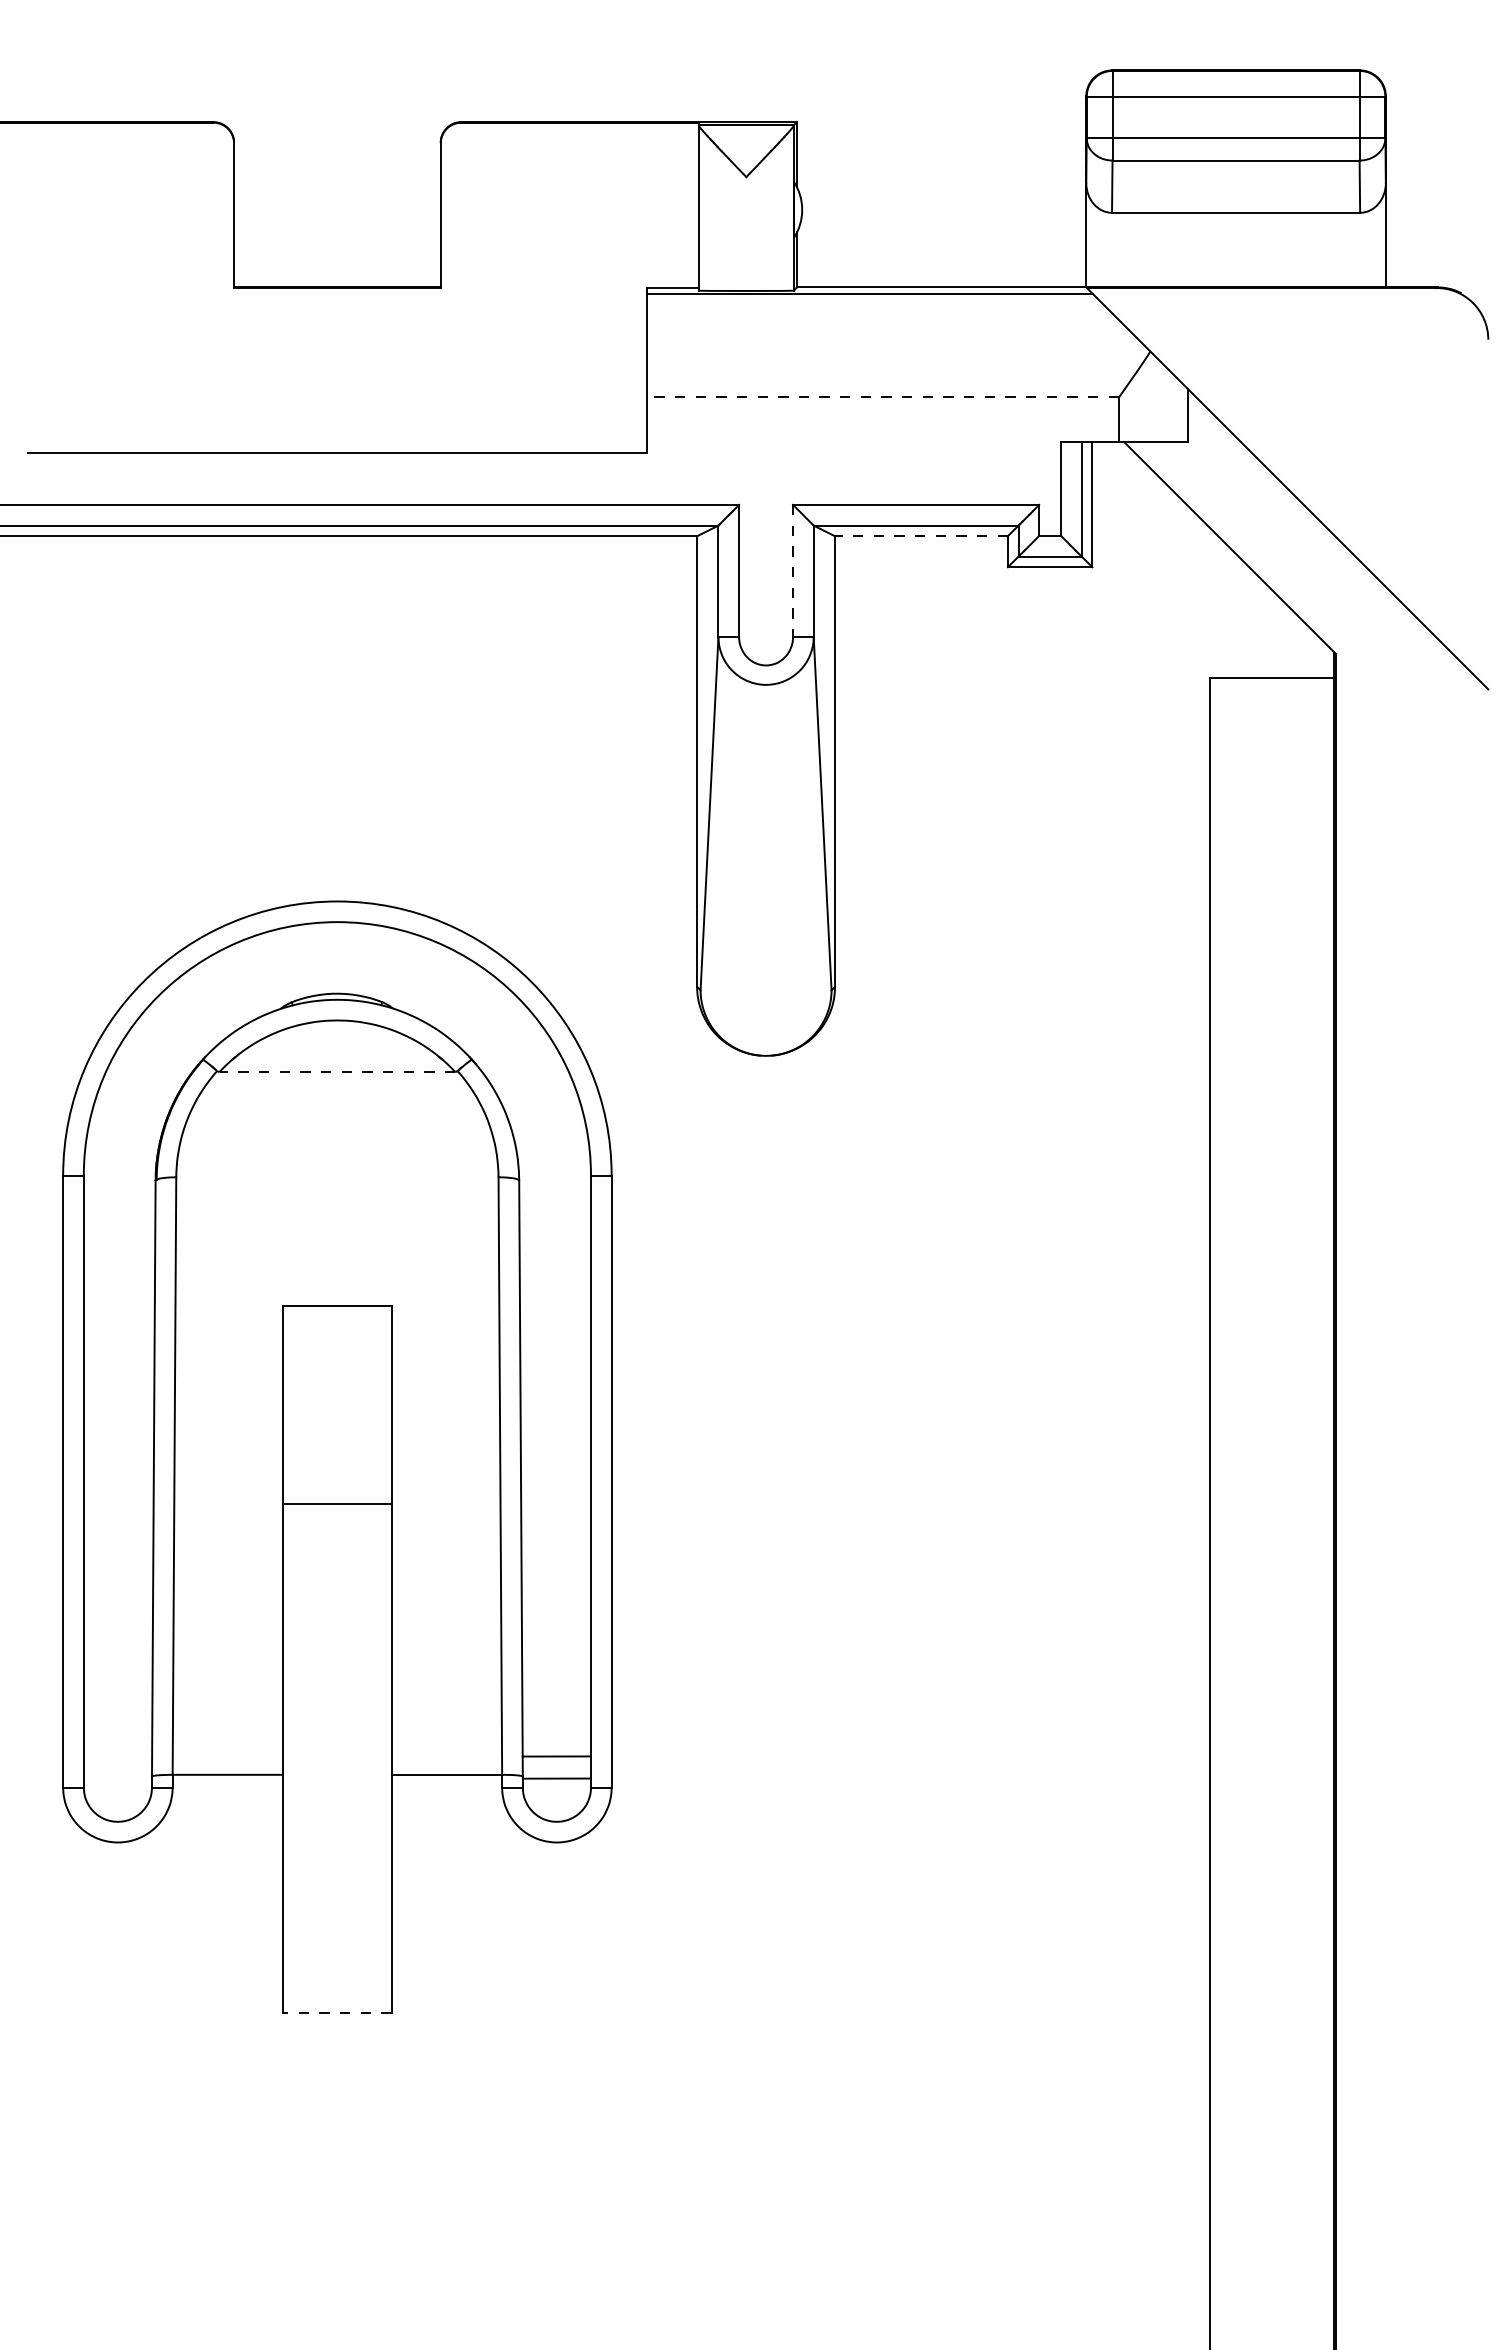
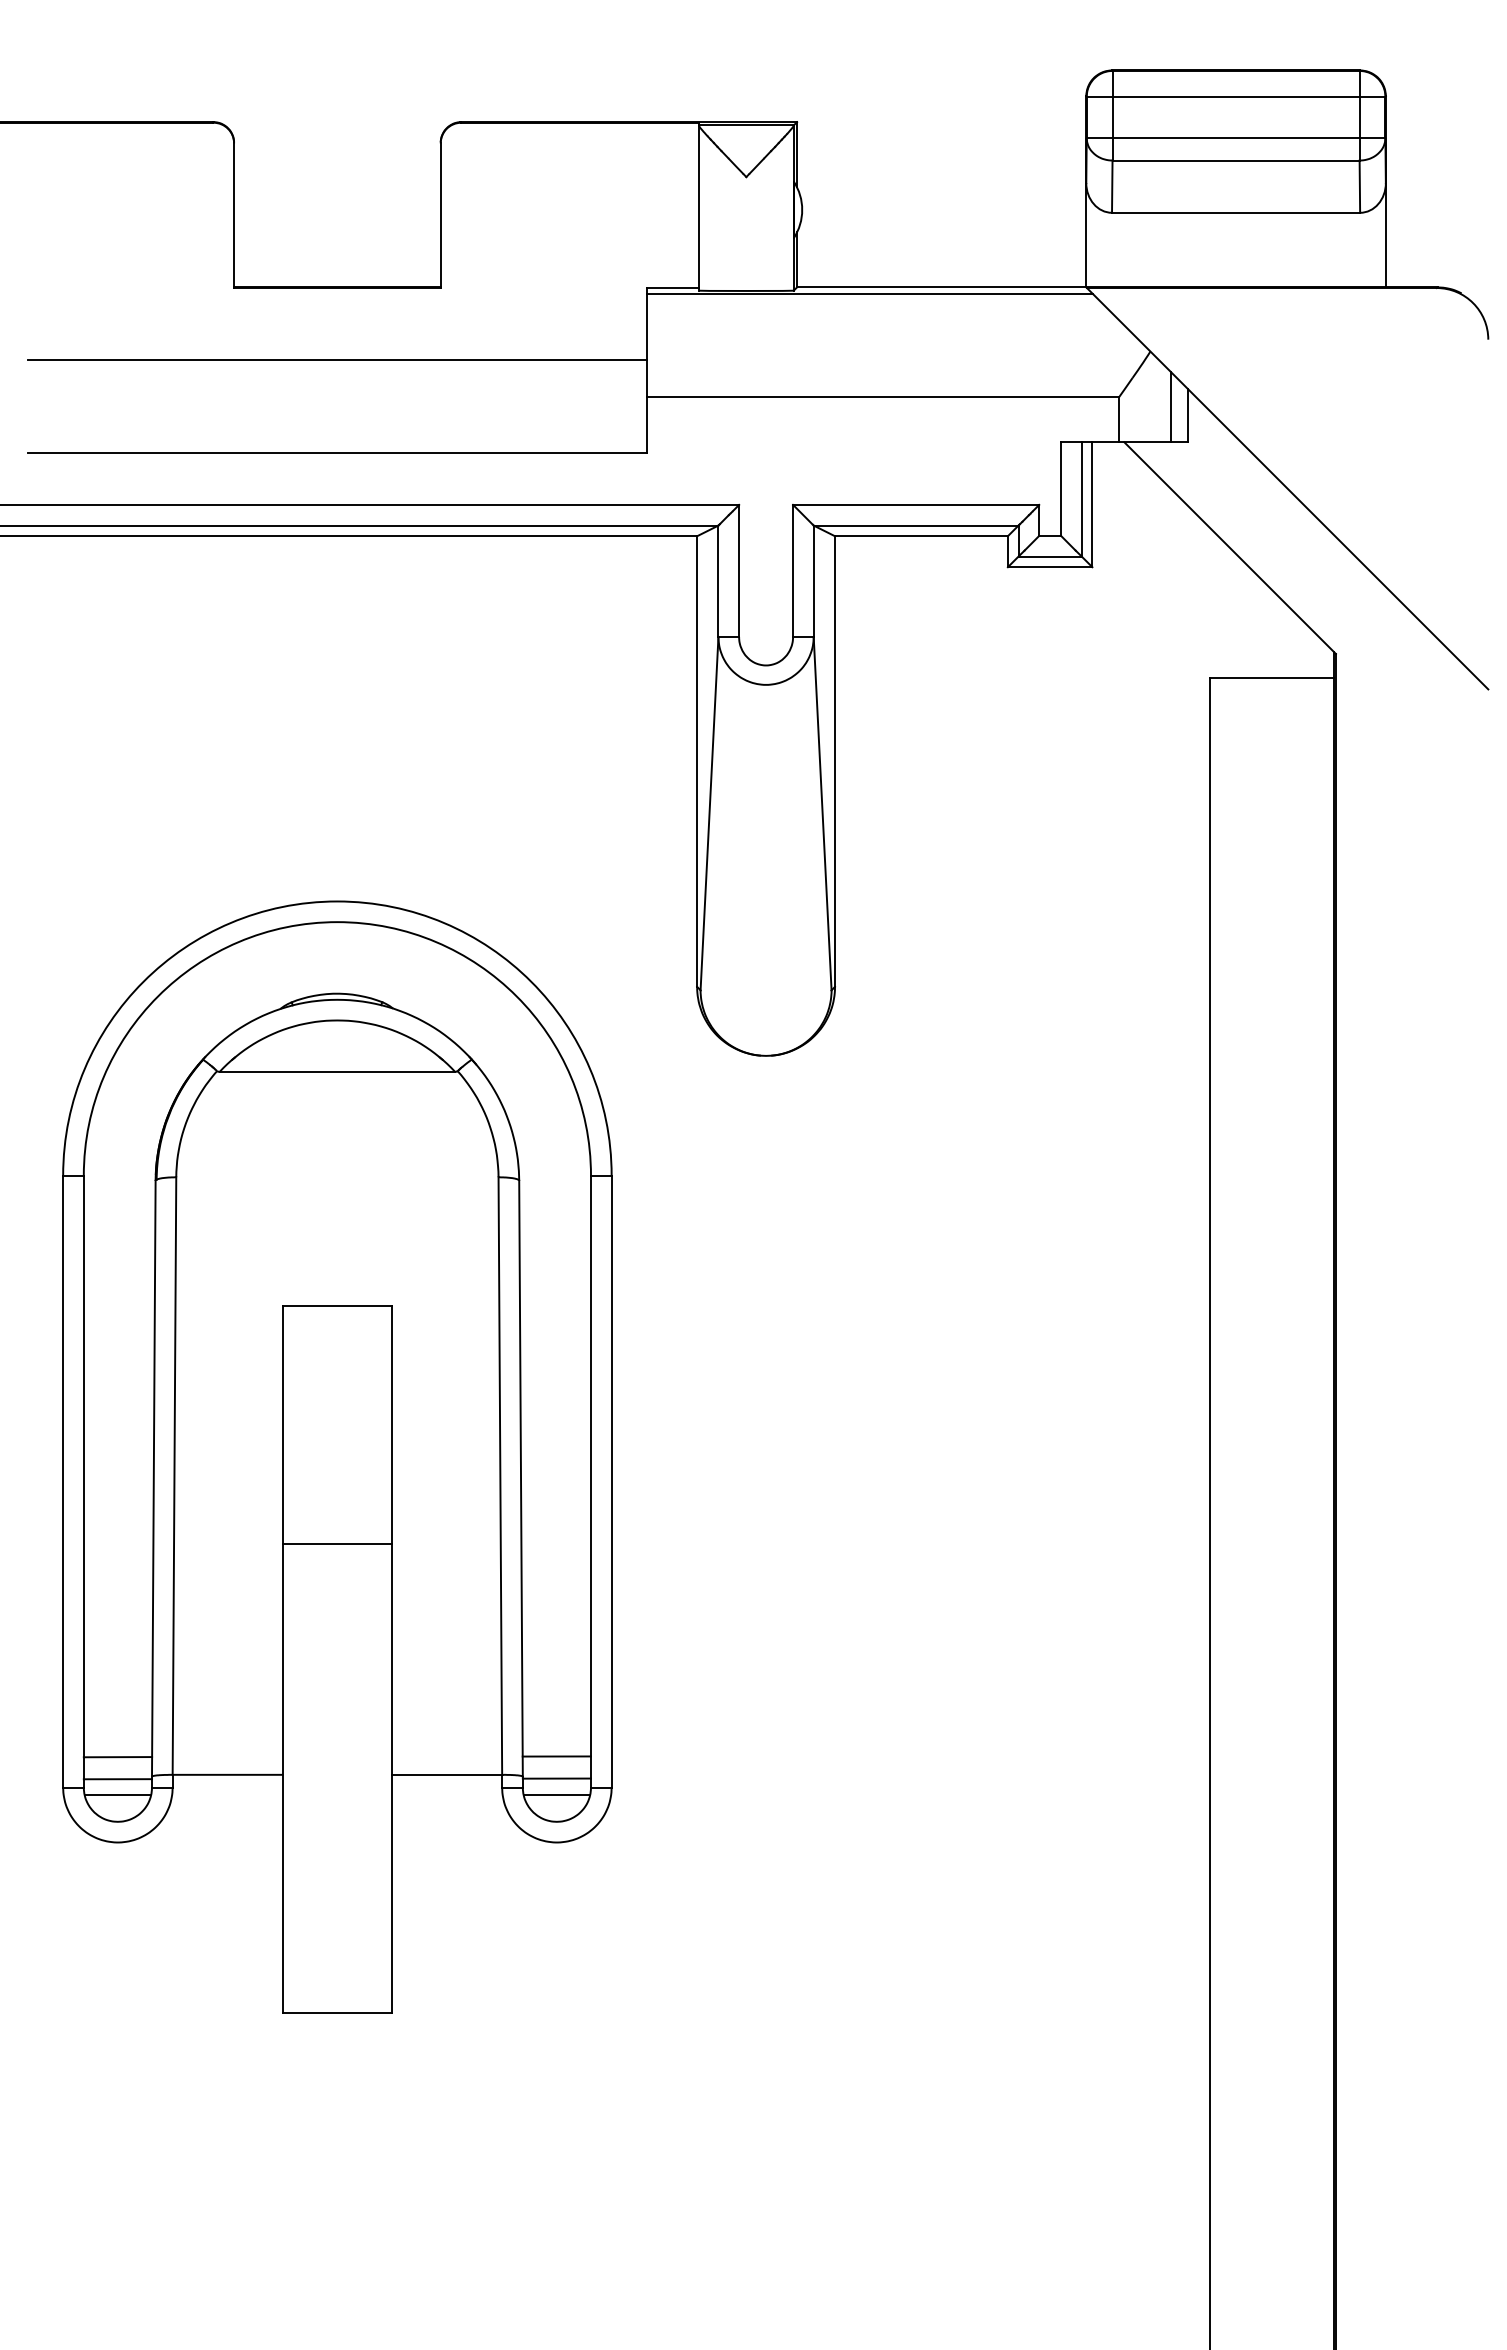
line: none -> present (337, 359)
line: dashed -> solid (883, 397)
line: none -> present (1170, 406)
line: dashed -> solid (920, 536)
line: dashed -> solid (793, 571)
line: dashed -> solid (337, 1071)
line position: (337, 1504) -> (337, 1544) (337, 1544)
line: none -> present (117, 1757)
line: none -> present (117, 1779)
line: none -> present (117, 1795)
line: none -> present (556, 1795)
line: dashed -> solid (336, 2012)
